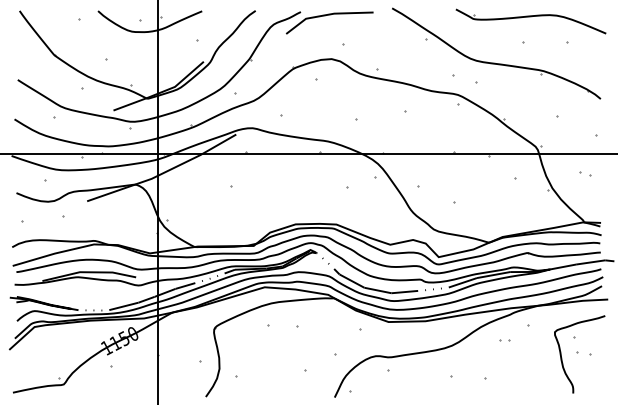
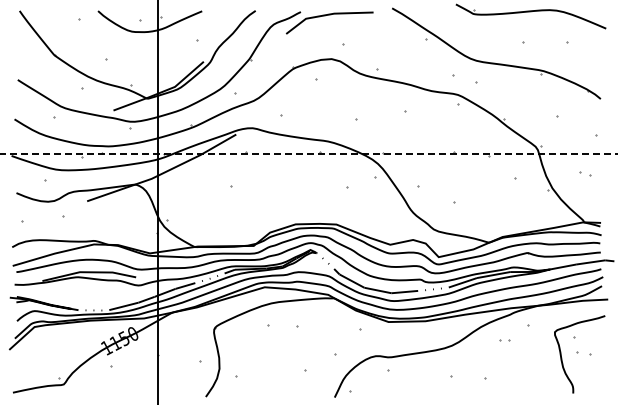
part position: (530, 21) -> (530, 16) (530, 16)
line: solid -> dashed (308, 153)
